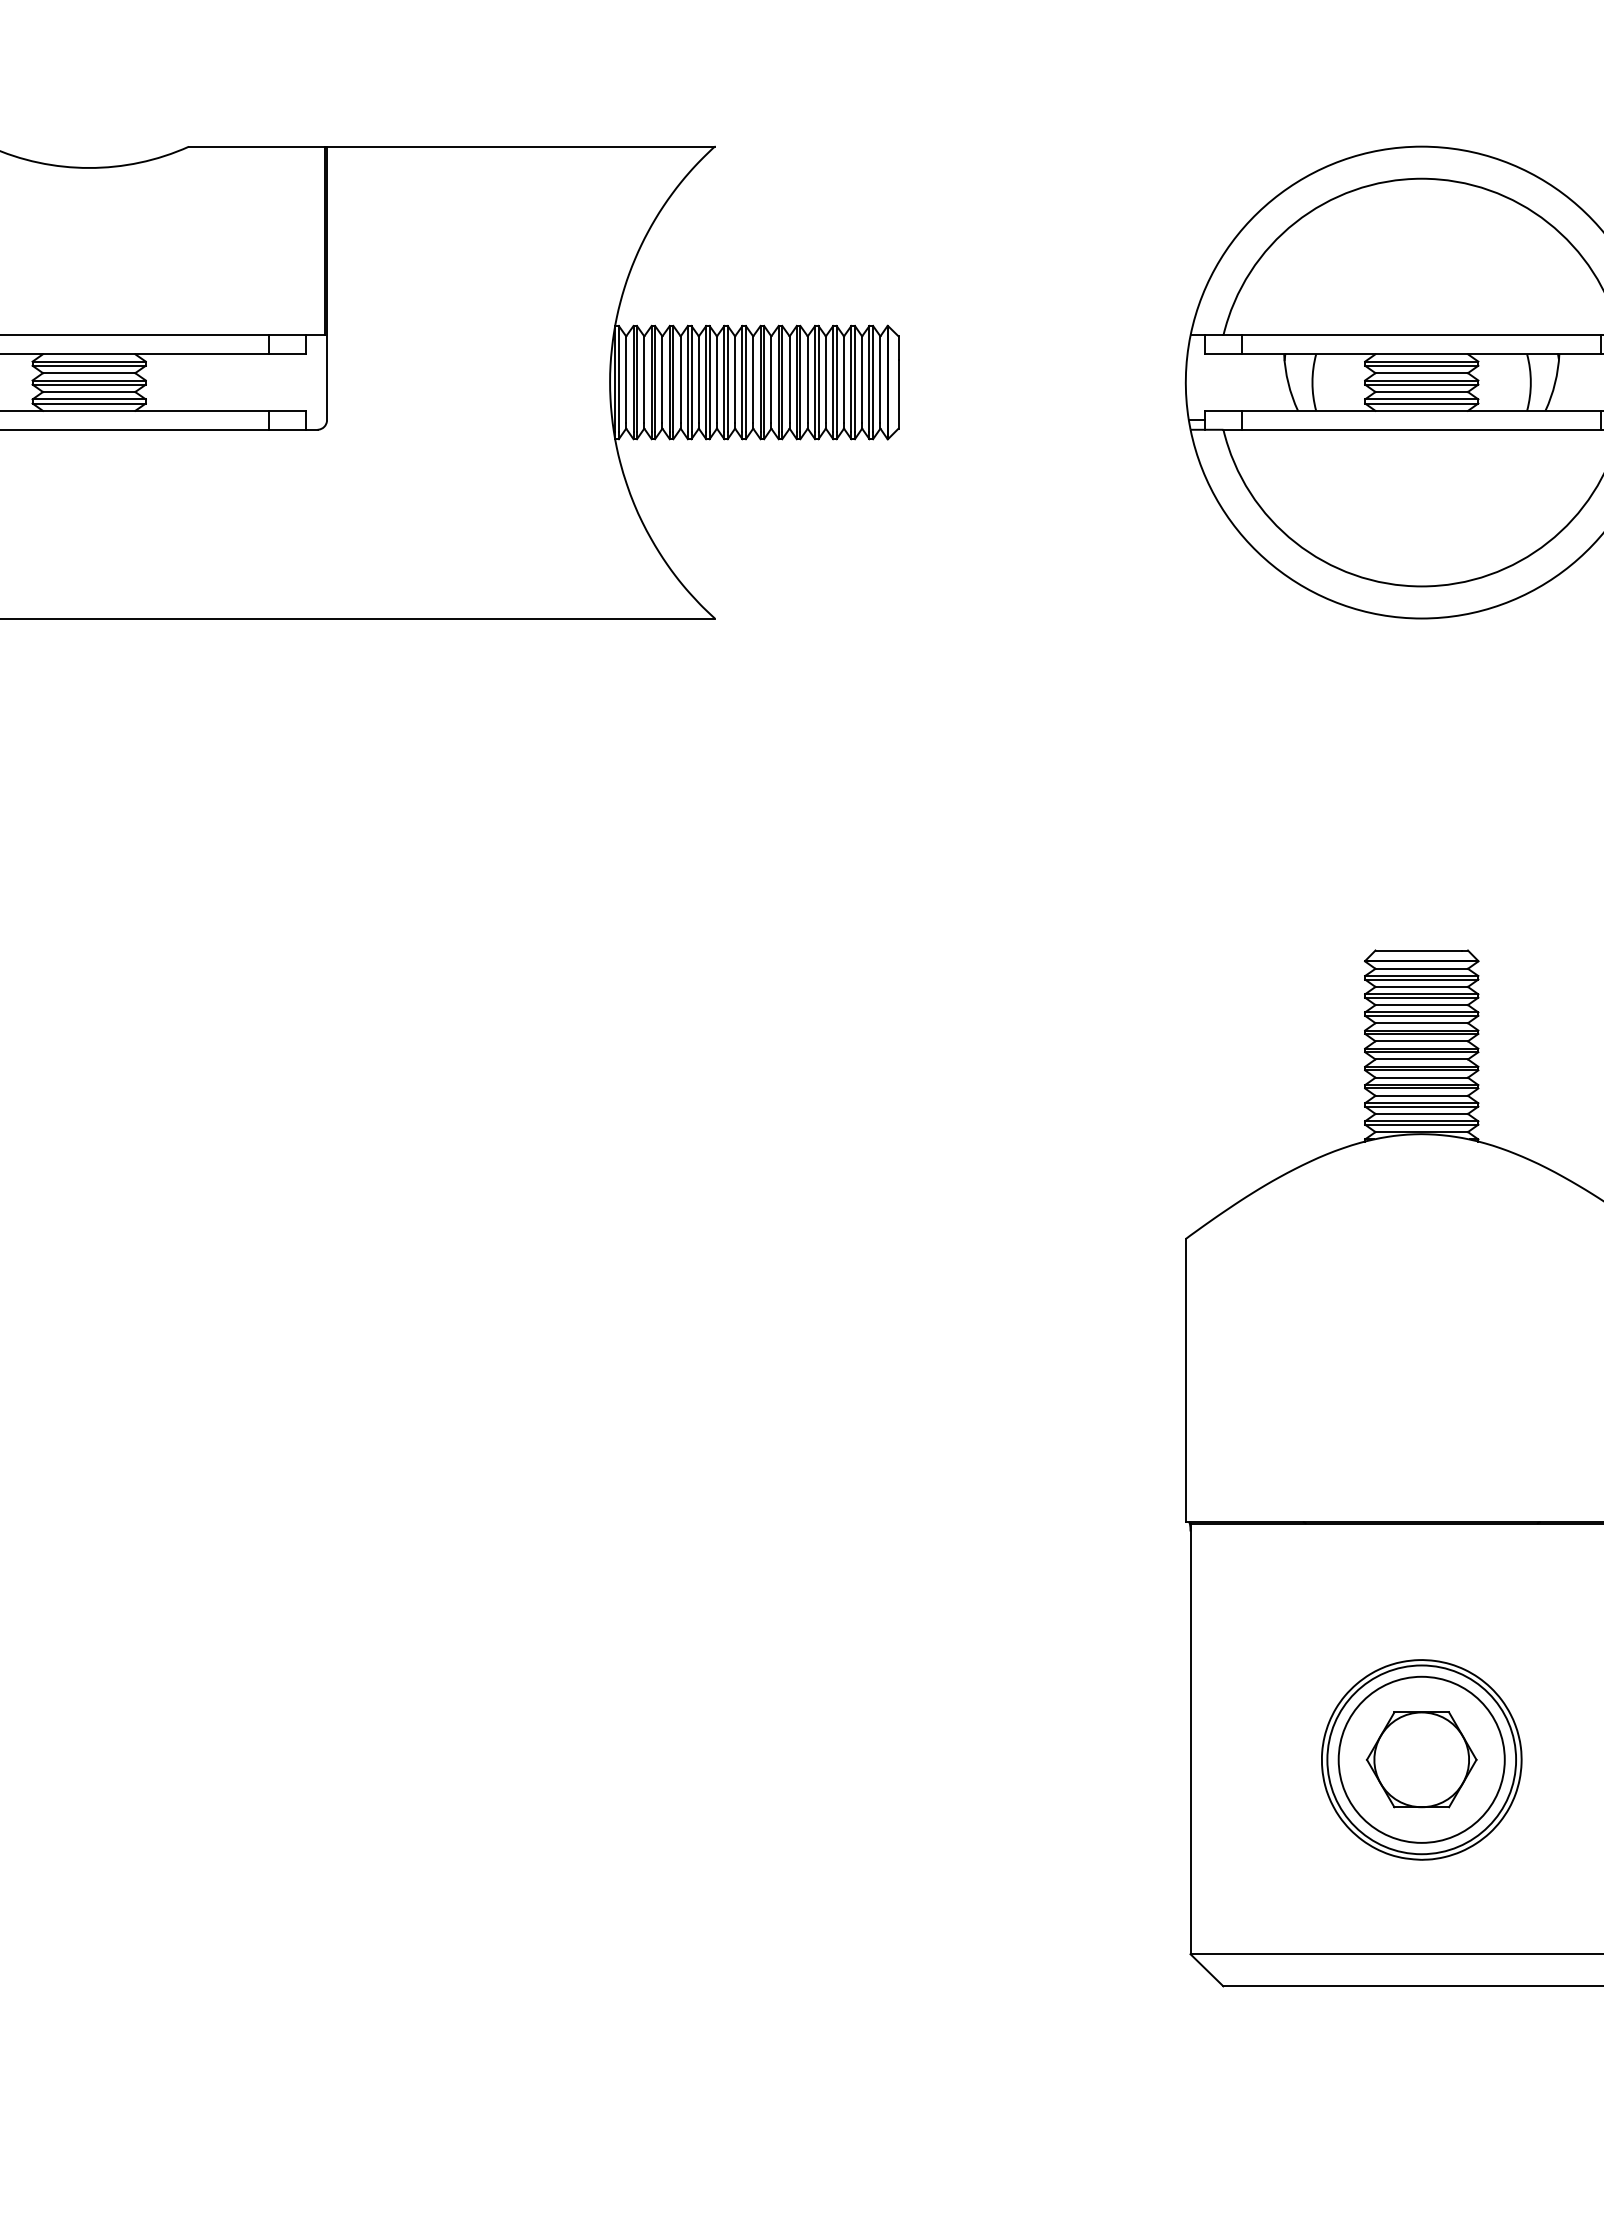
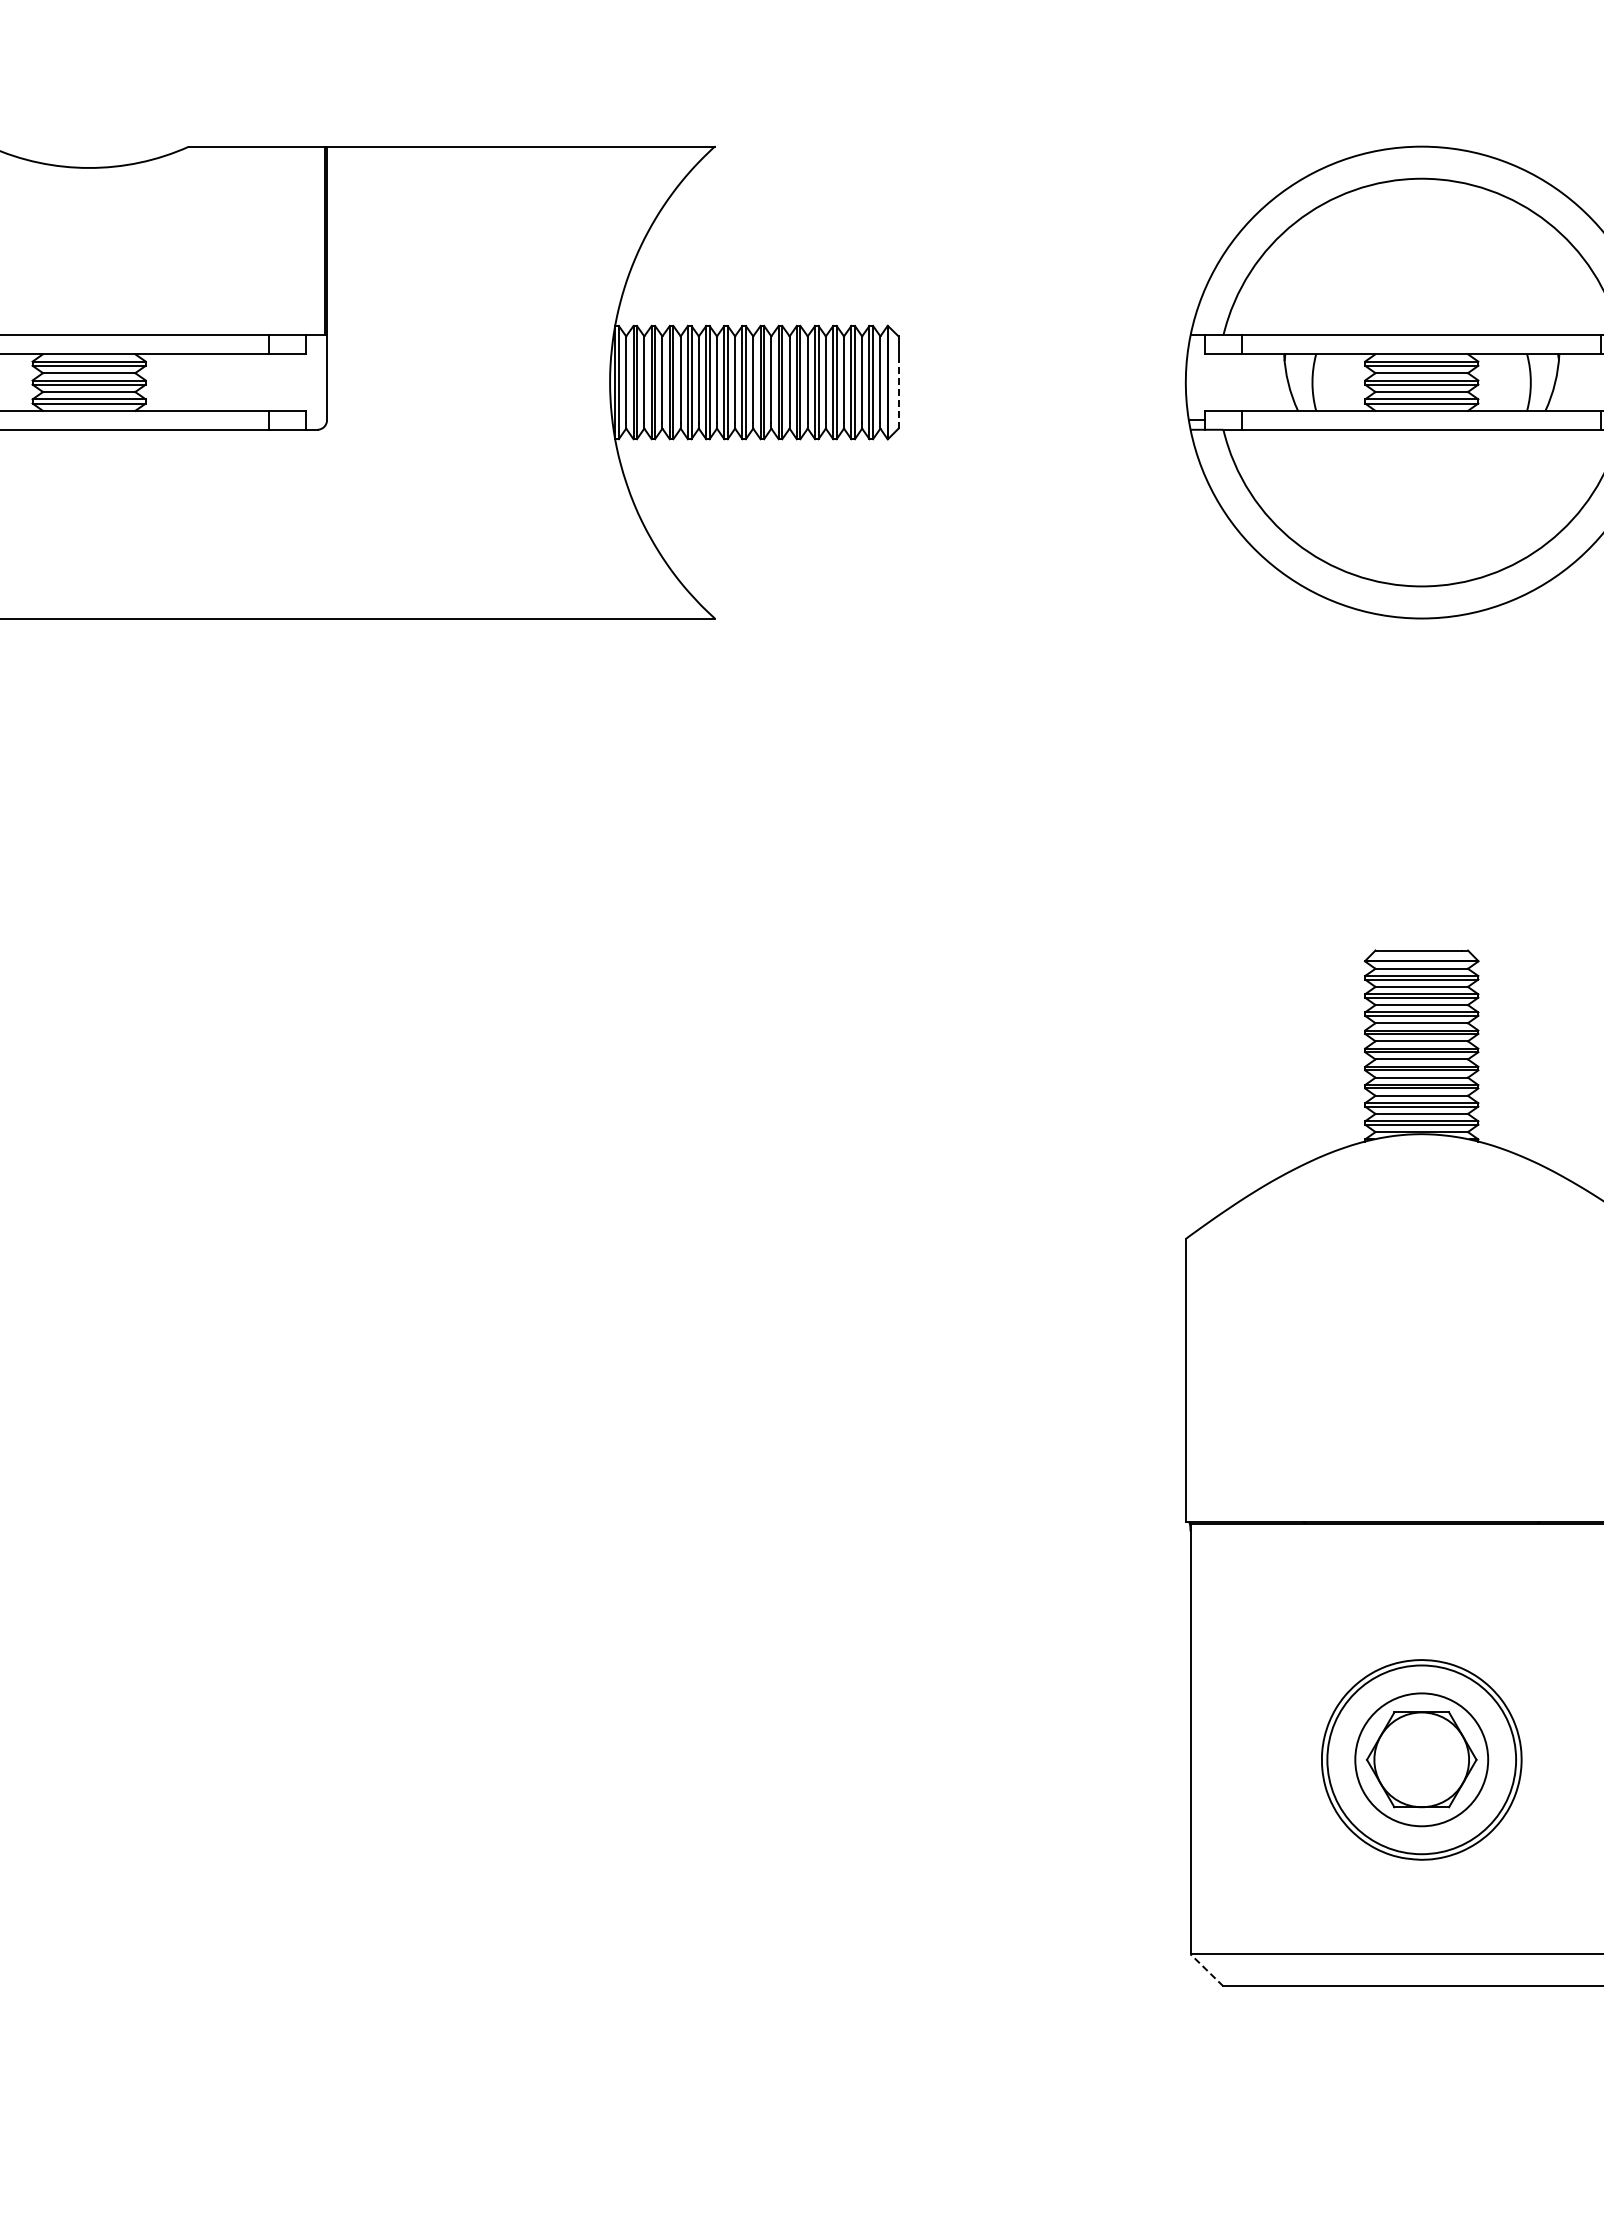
line: solid -> dashed (898, 394)
circle diameter: 166 px -> 133 px (1421, 1759)
line: solid -> dashed (1206, 1970)
